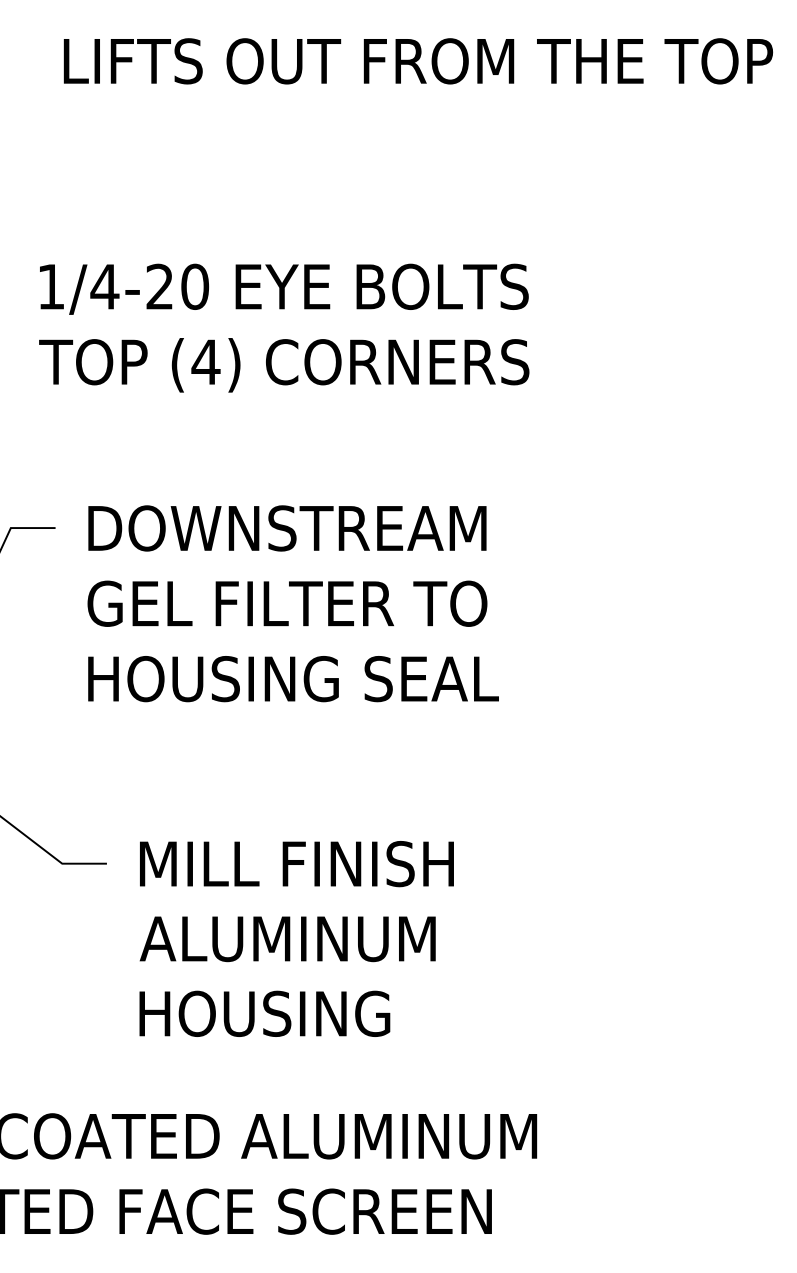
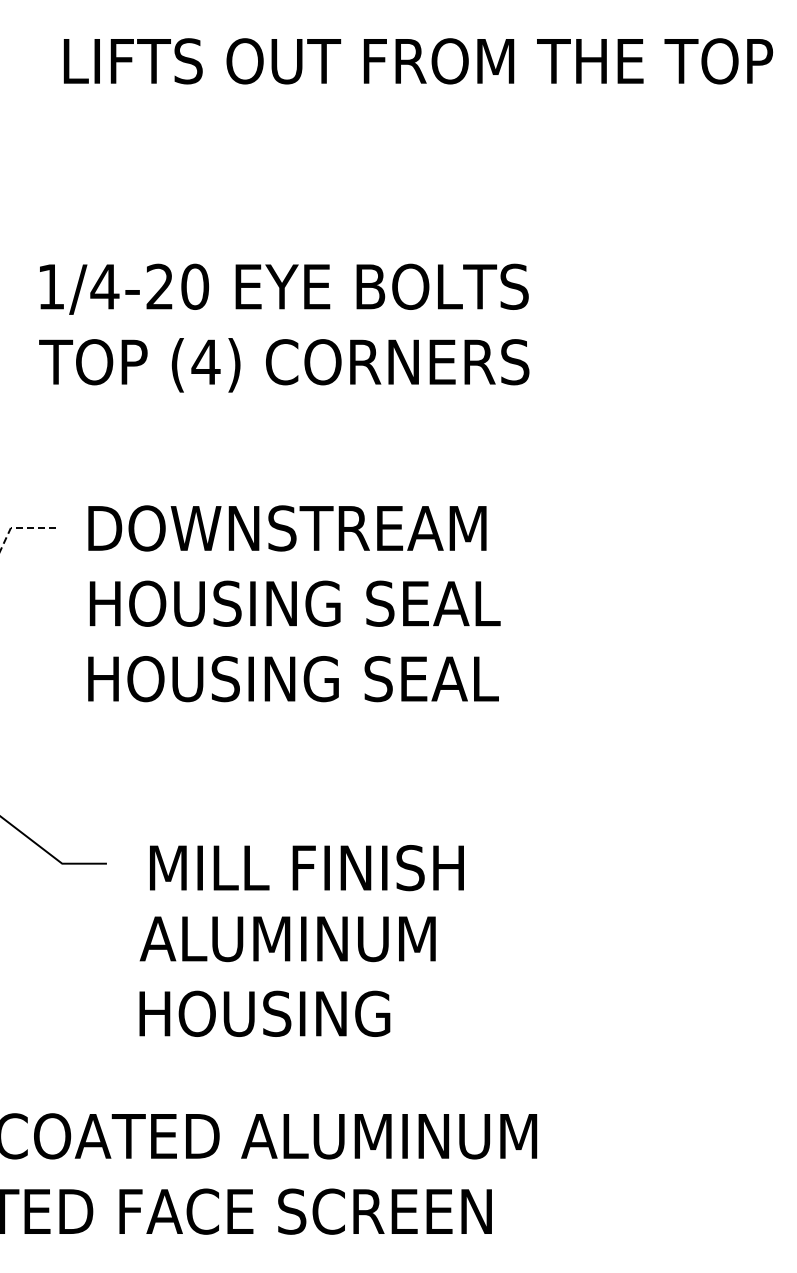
line: solid -> dashed (19, 528)
text: GEL FILTER TO -> HOUSING SEAL (293, 603)
text position: (296, 864) -> (306, 868) (306, 868)
